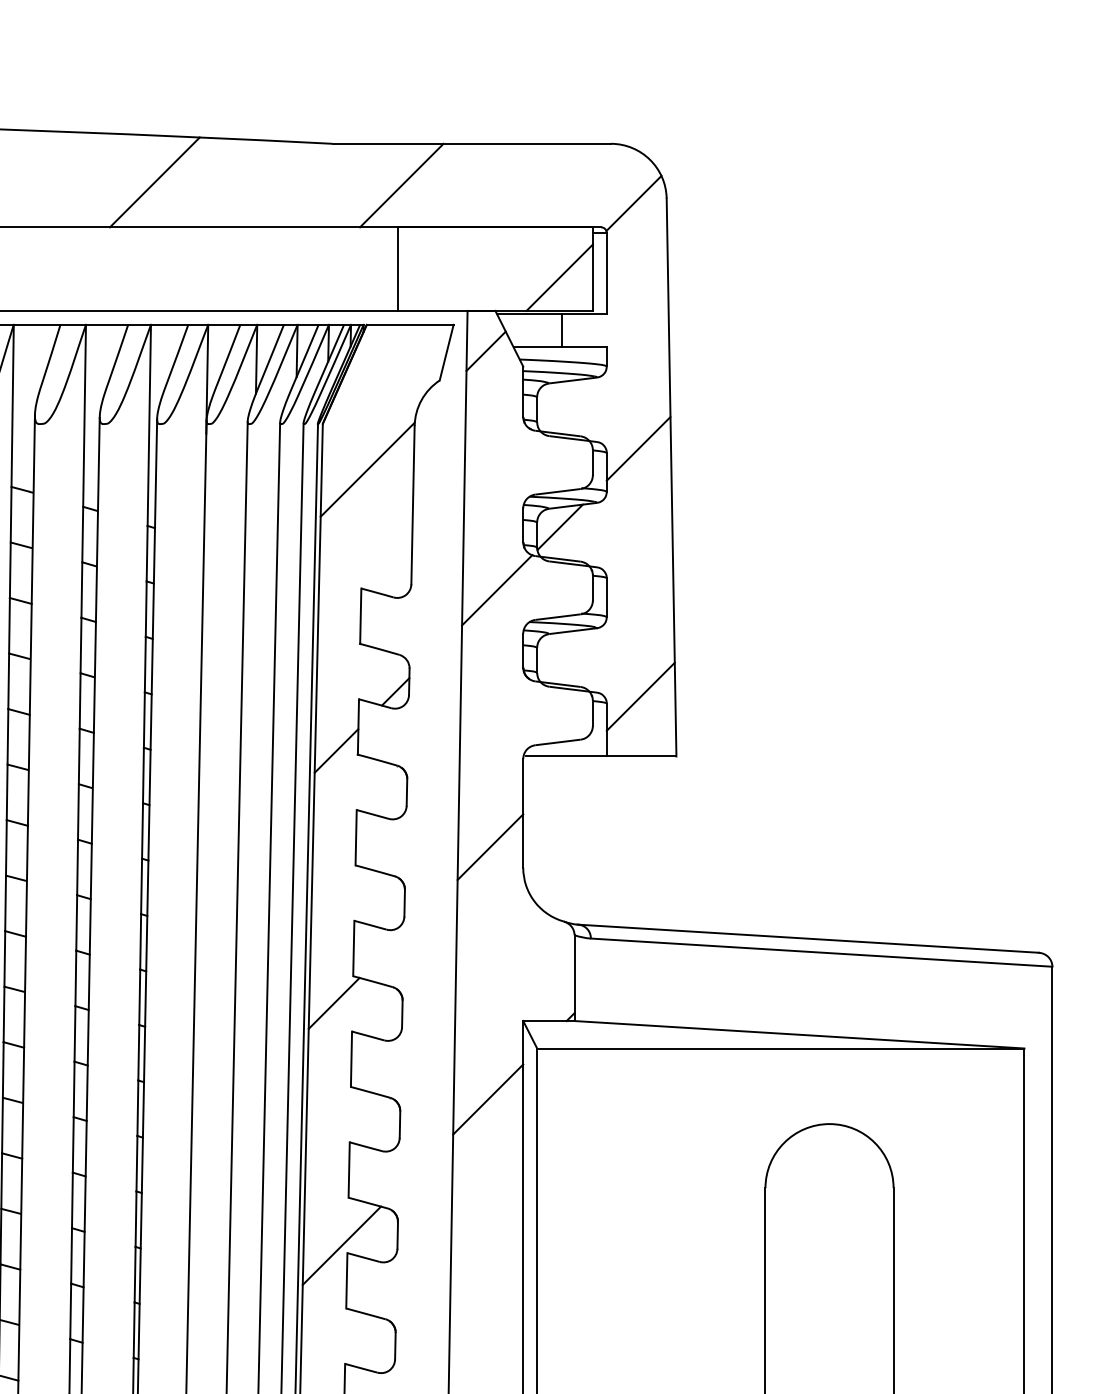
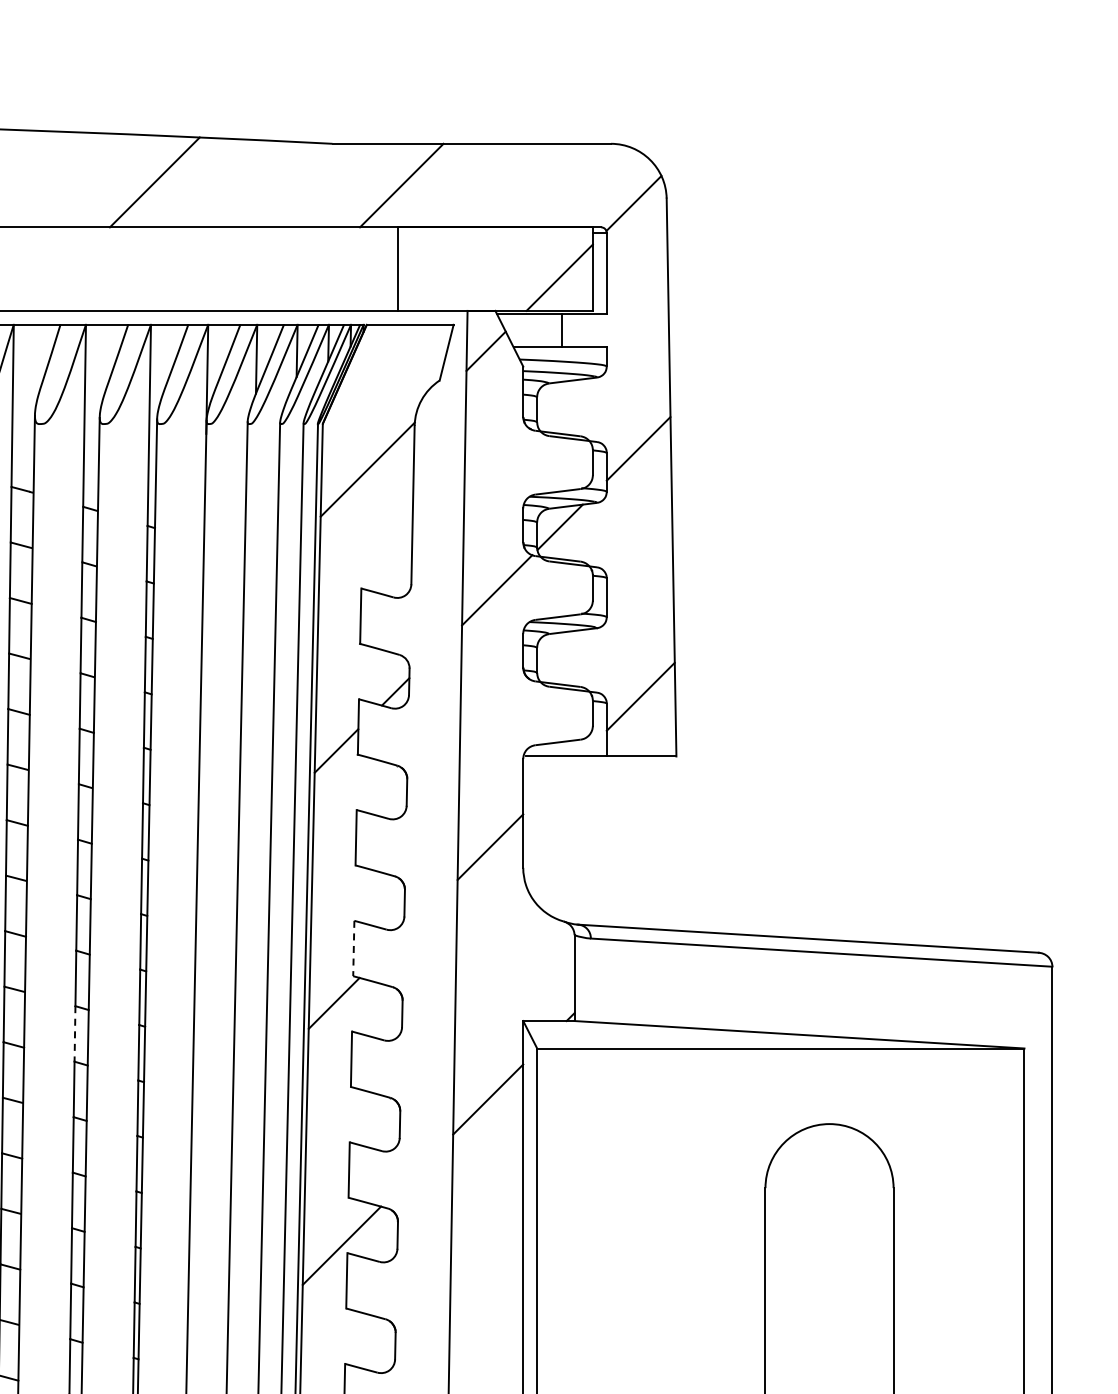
line: solid -> dashed (353, 948)
line: solid -> dashed (75, 1033)
